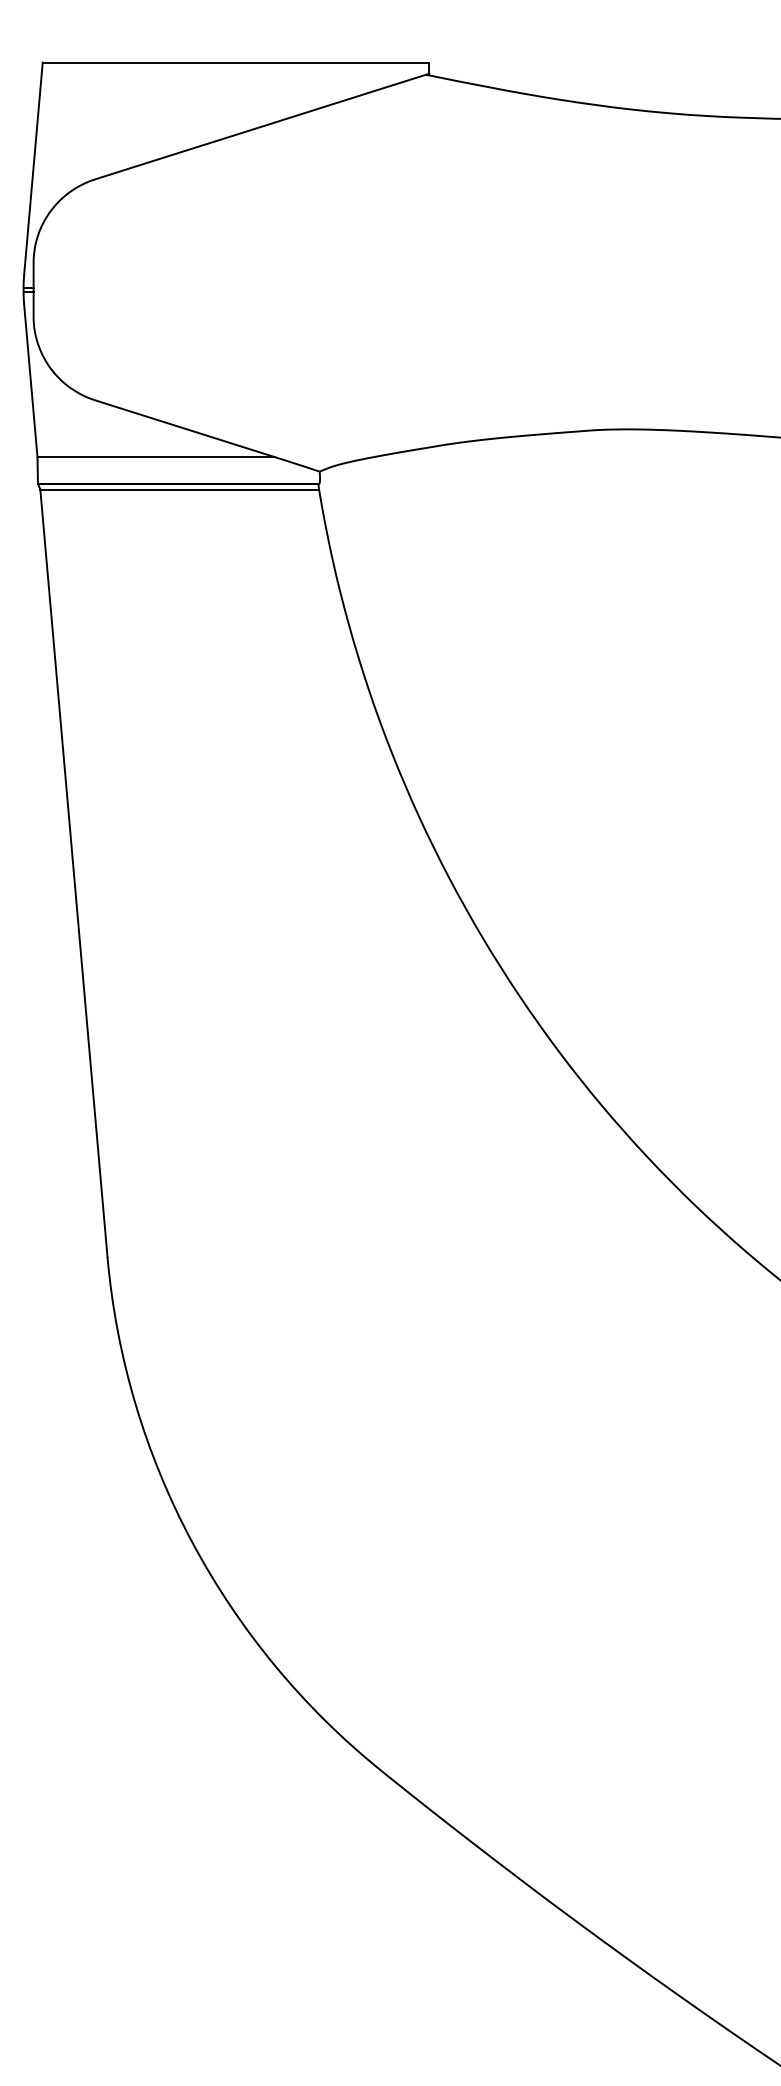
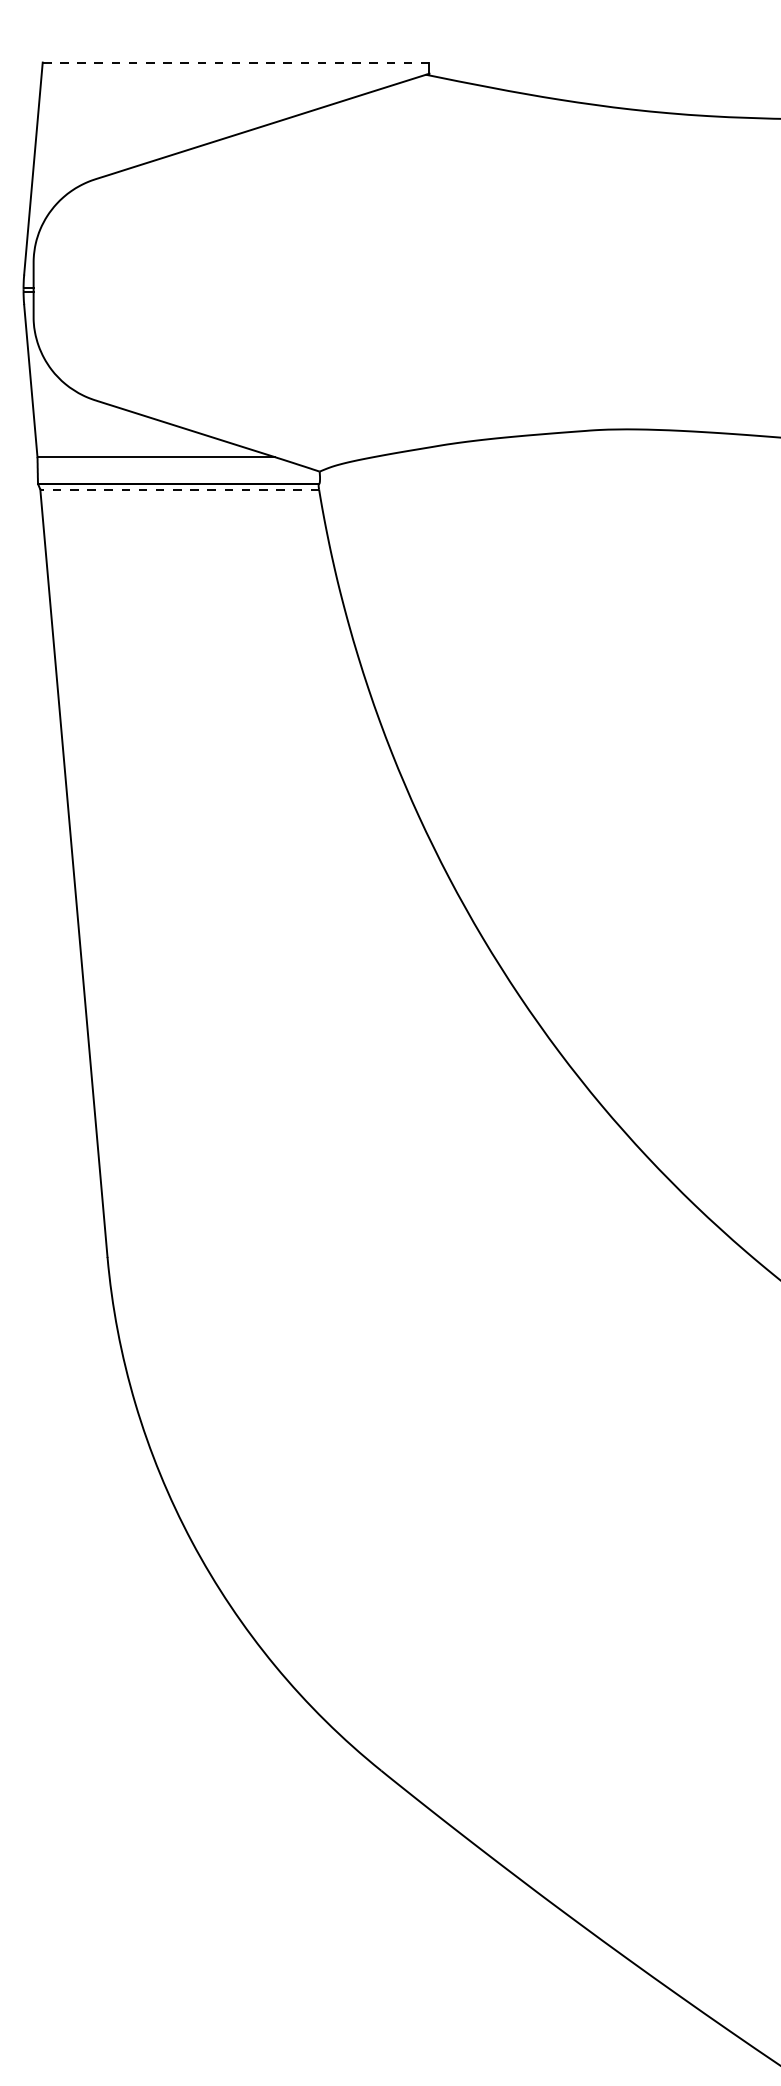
line: solid -> dashed (235, 62)
line: solid -> dashed (179, 489)
